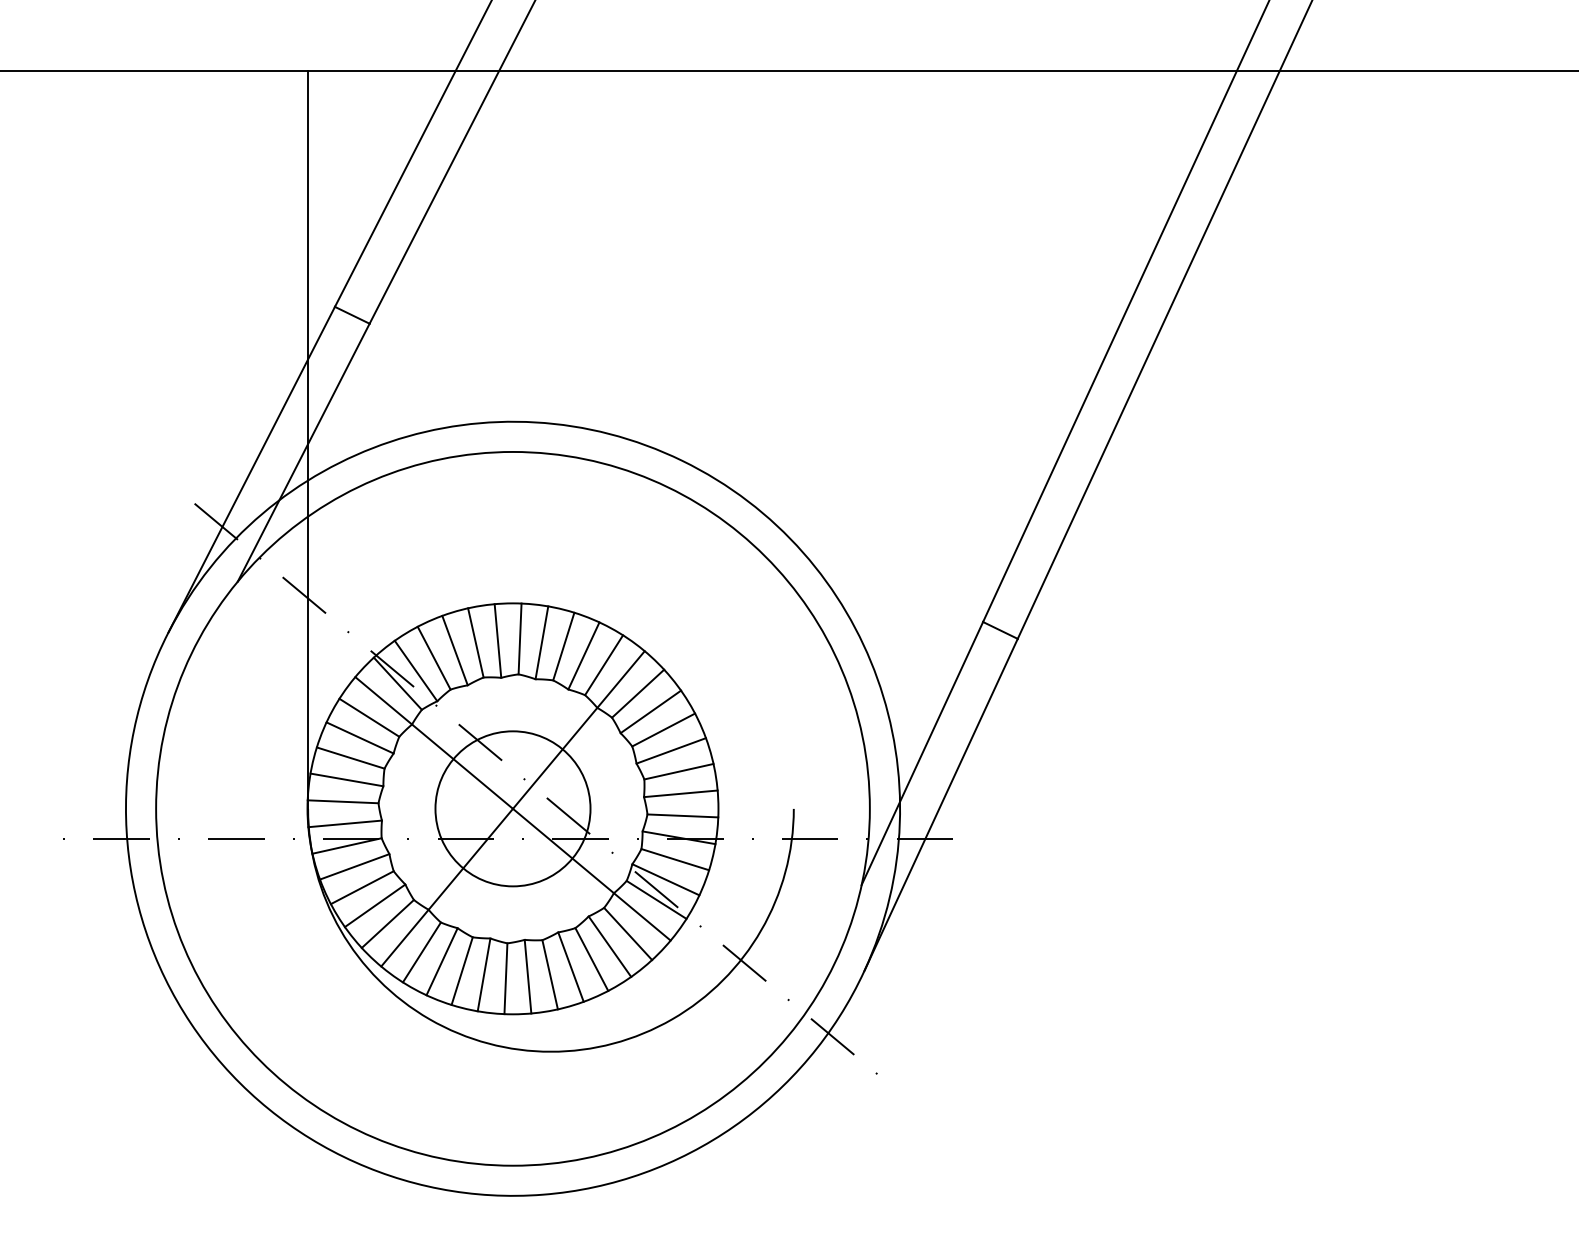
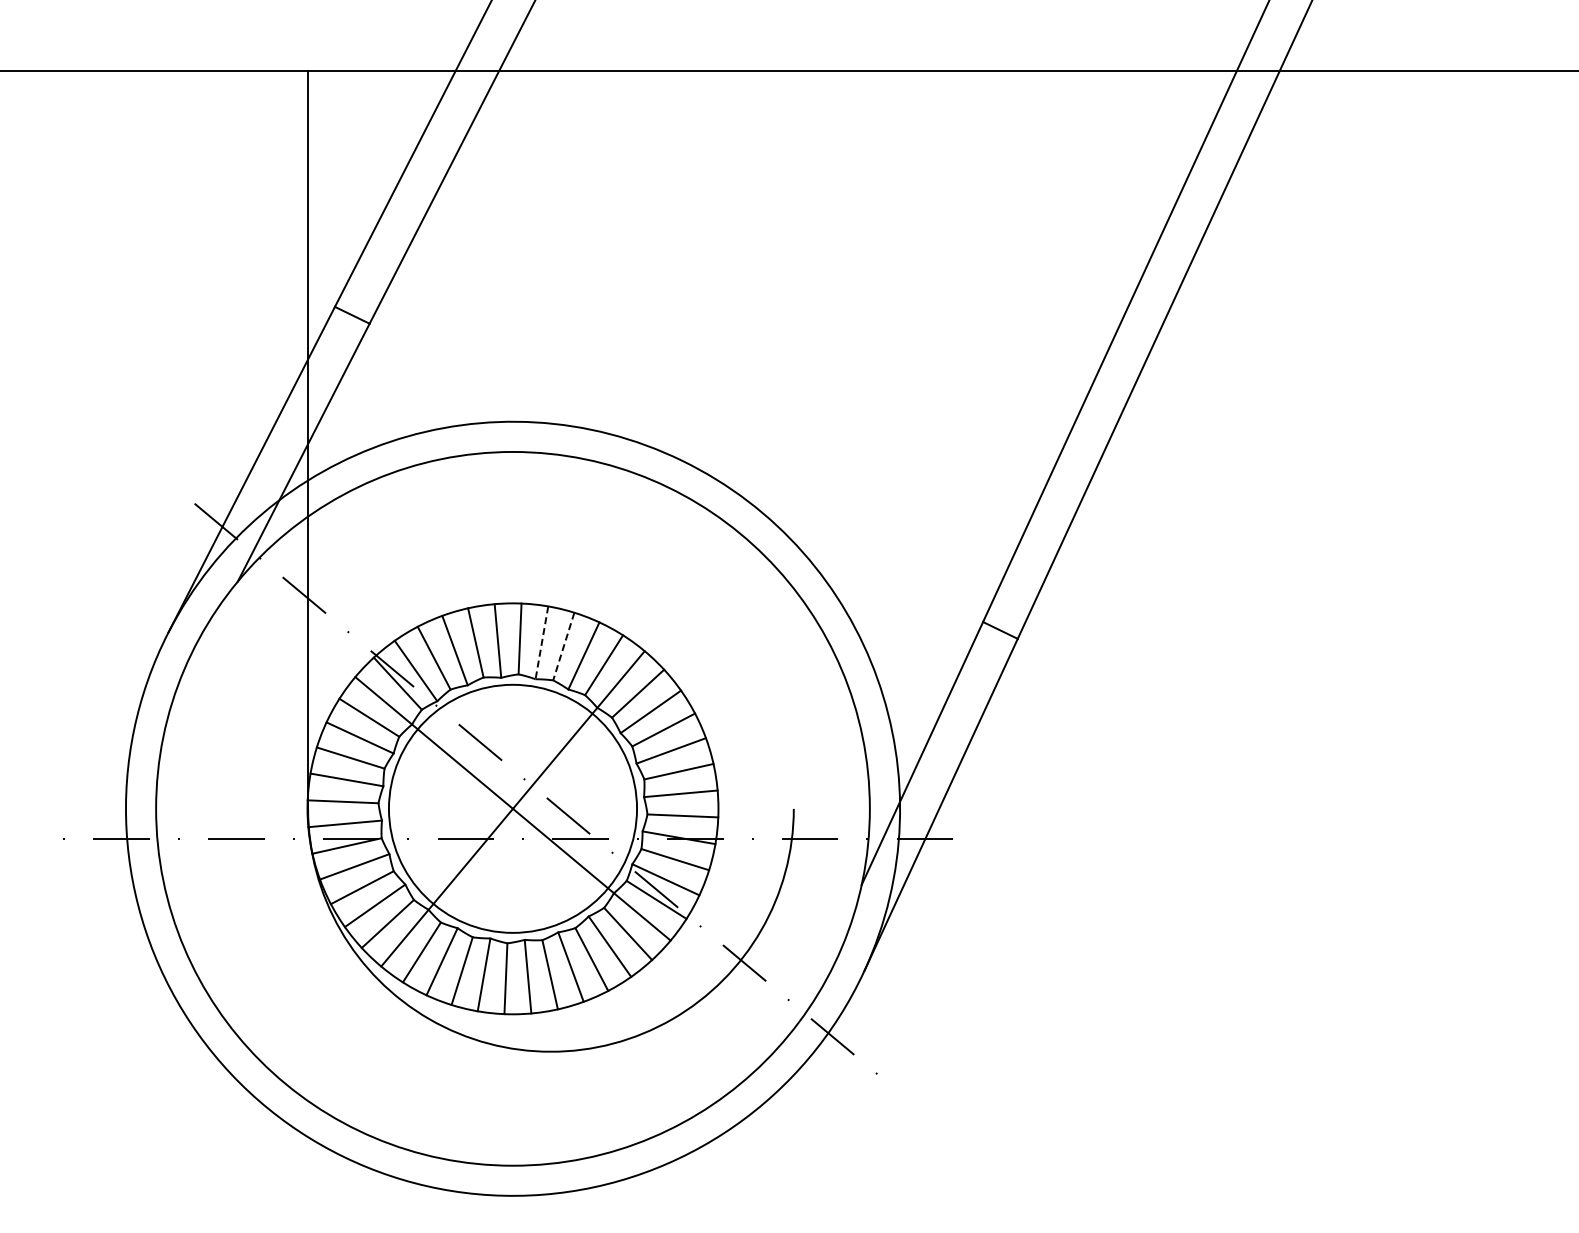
line: solid -> dashed (541, 642)
line: solid -> dashed (563, 647)
circle diameter: 155 px -> 248 px (512, 808)
